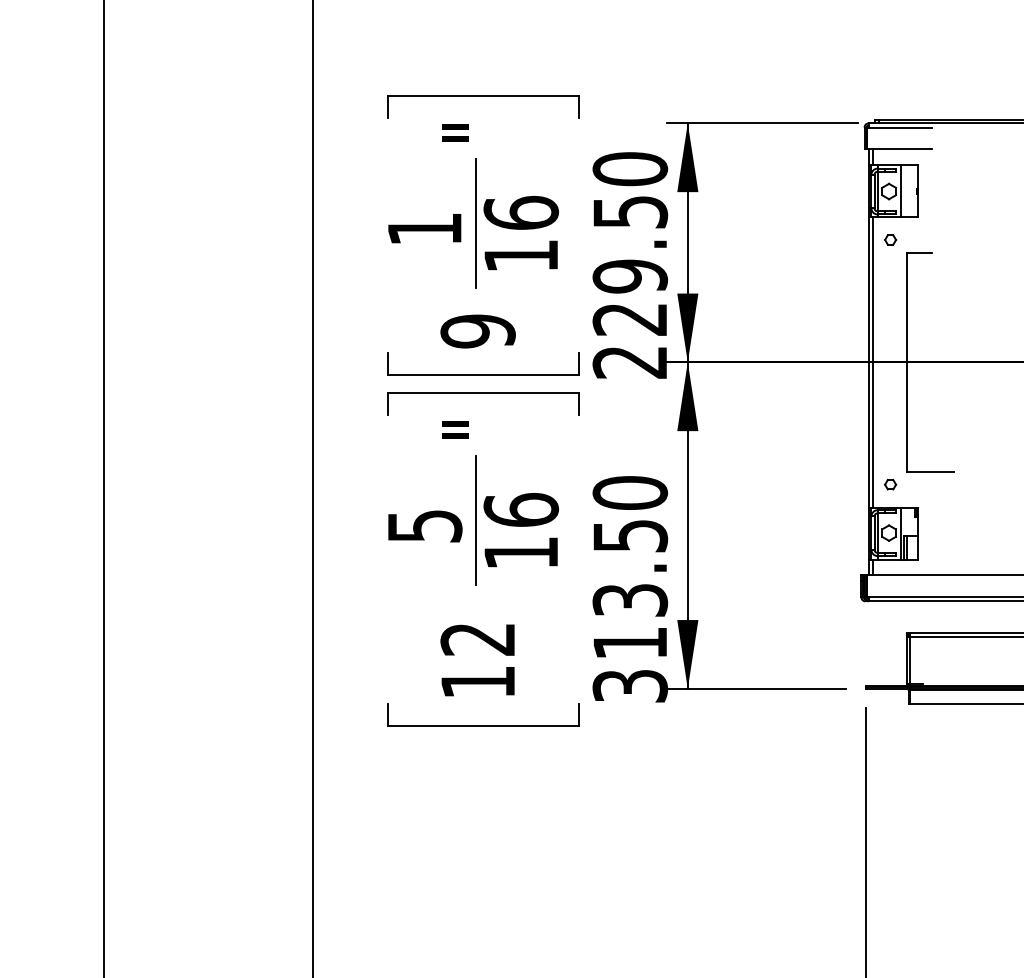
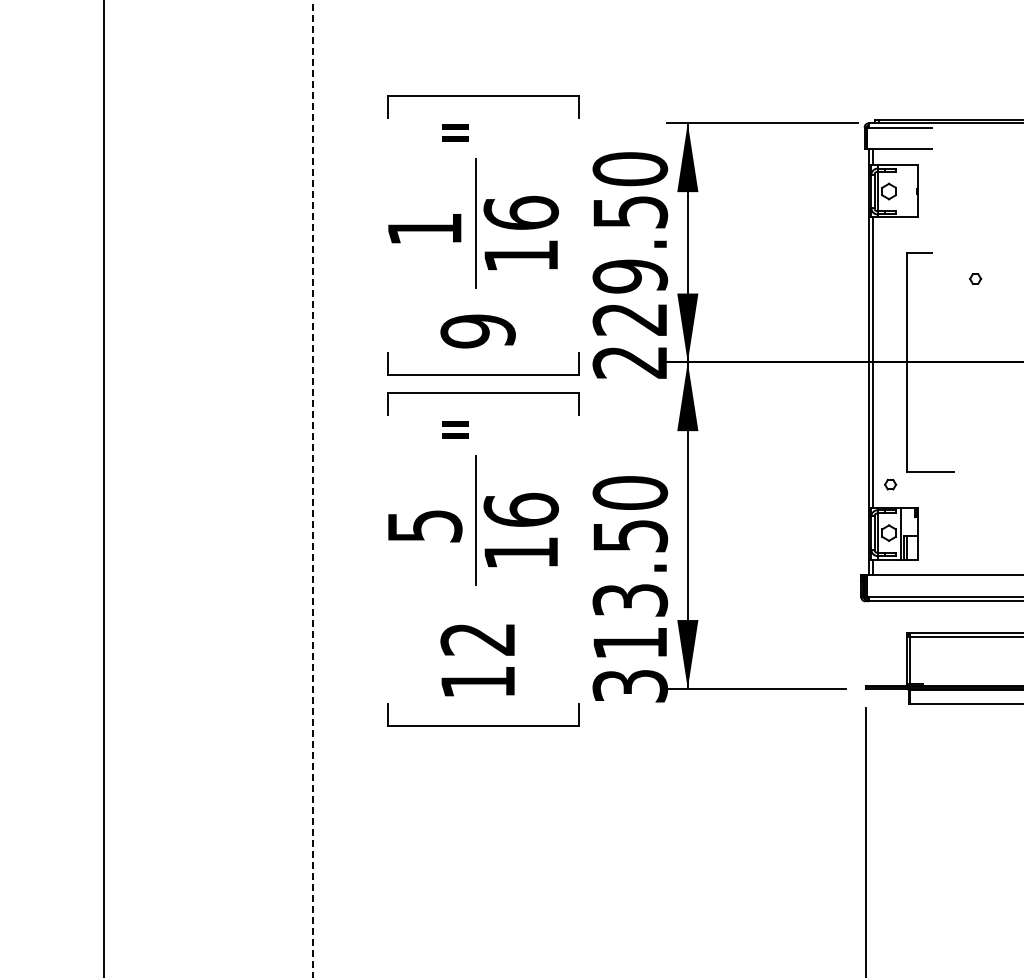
line: present -> none (900, 191)
part position: (890, 239) -> (975, 278) (975, 278)
line: solid -> dashed (312, 488)
